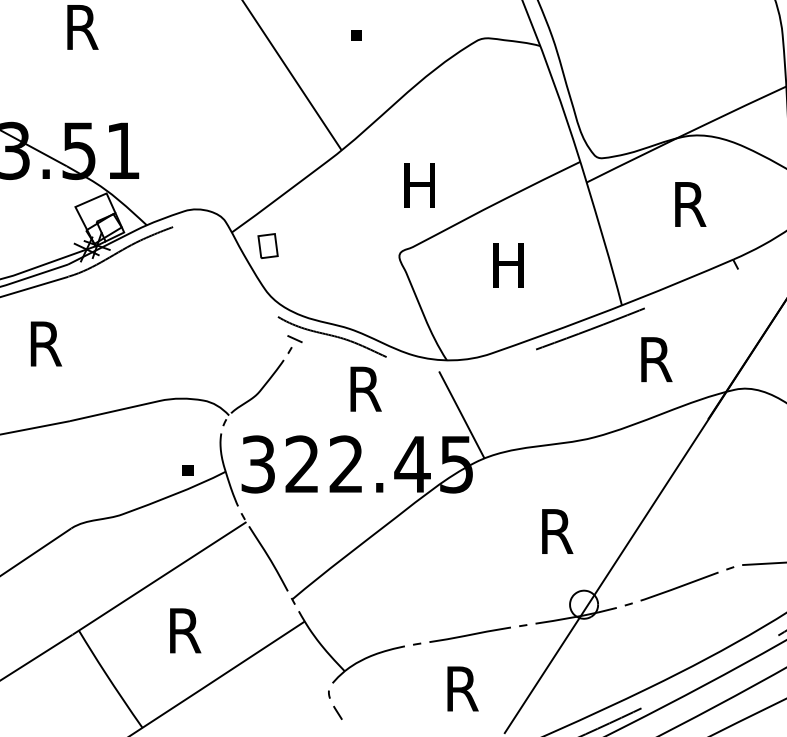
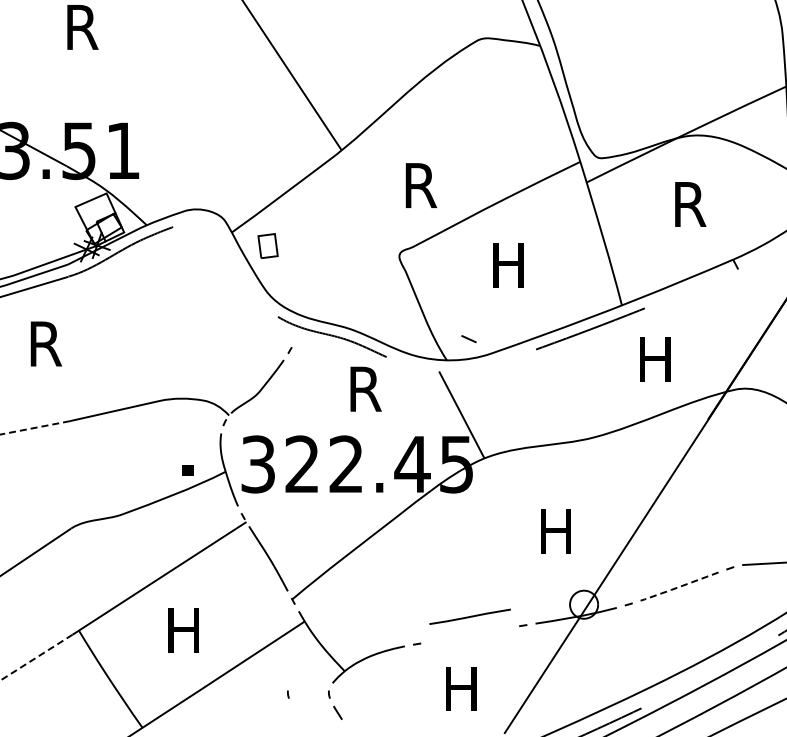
part: present -> none (356, 35)
text: H -> R (420, 185)
line position: (294, 339) -> (468, 339) (468, 339)
text: R -> H (656, 359)
line: solid -> dashed (34, 427)
text: R -> H (557, 531)
line: solid -> dashed (677, 587)
text: R -> H (184, 630)
line position: (469, 634) -> (469, 616) (469, 616)
line: solid -> dashed (36, 657)
text: R -> H (462, 688)
curve: none -> present (288, 694)
